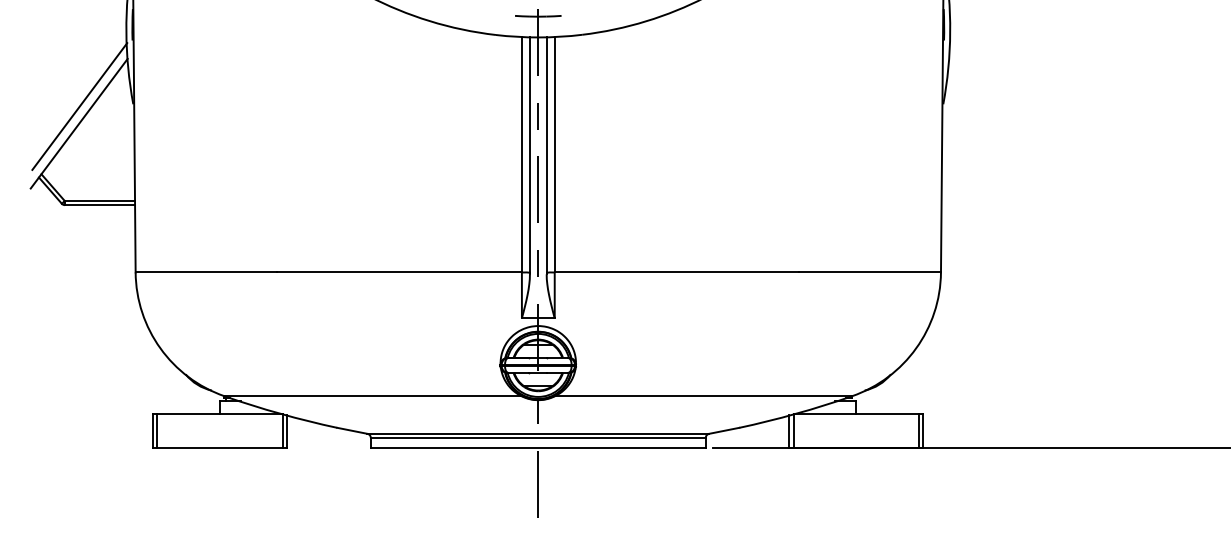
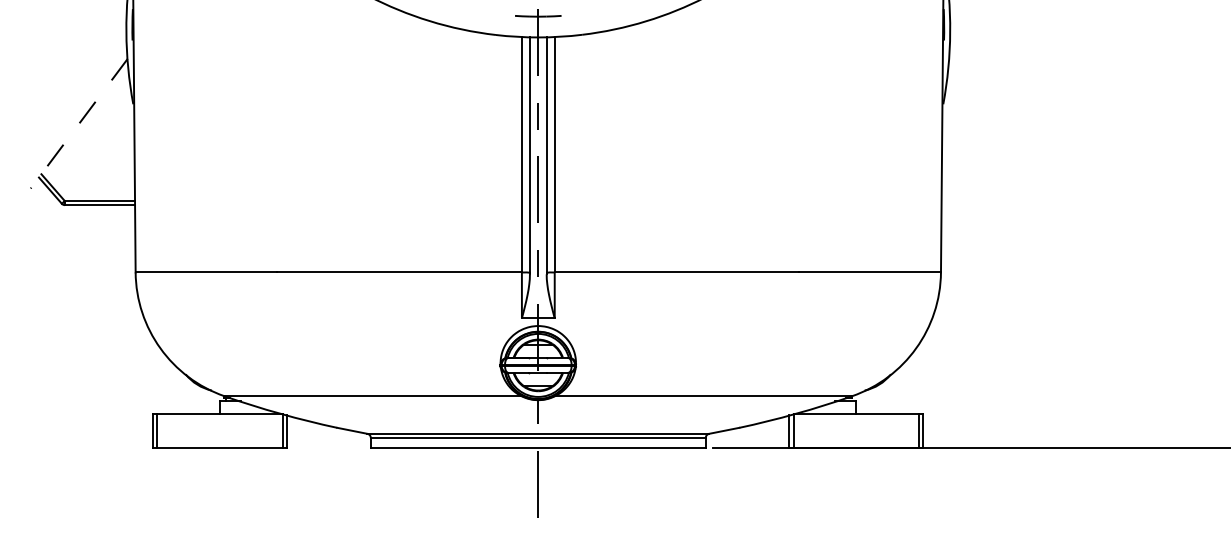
line: present -> none (79, 106)
line: solid -> dashed (79, 123)
